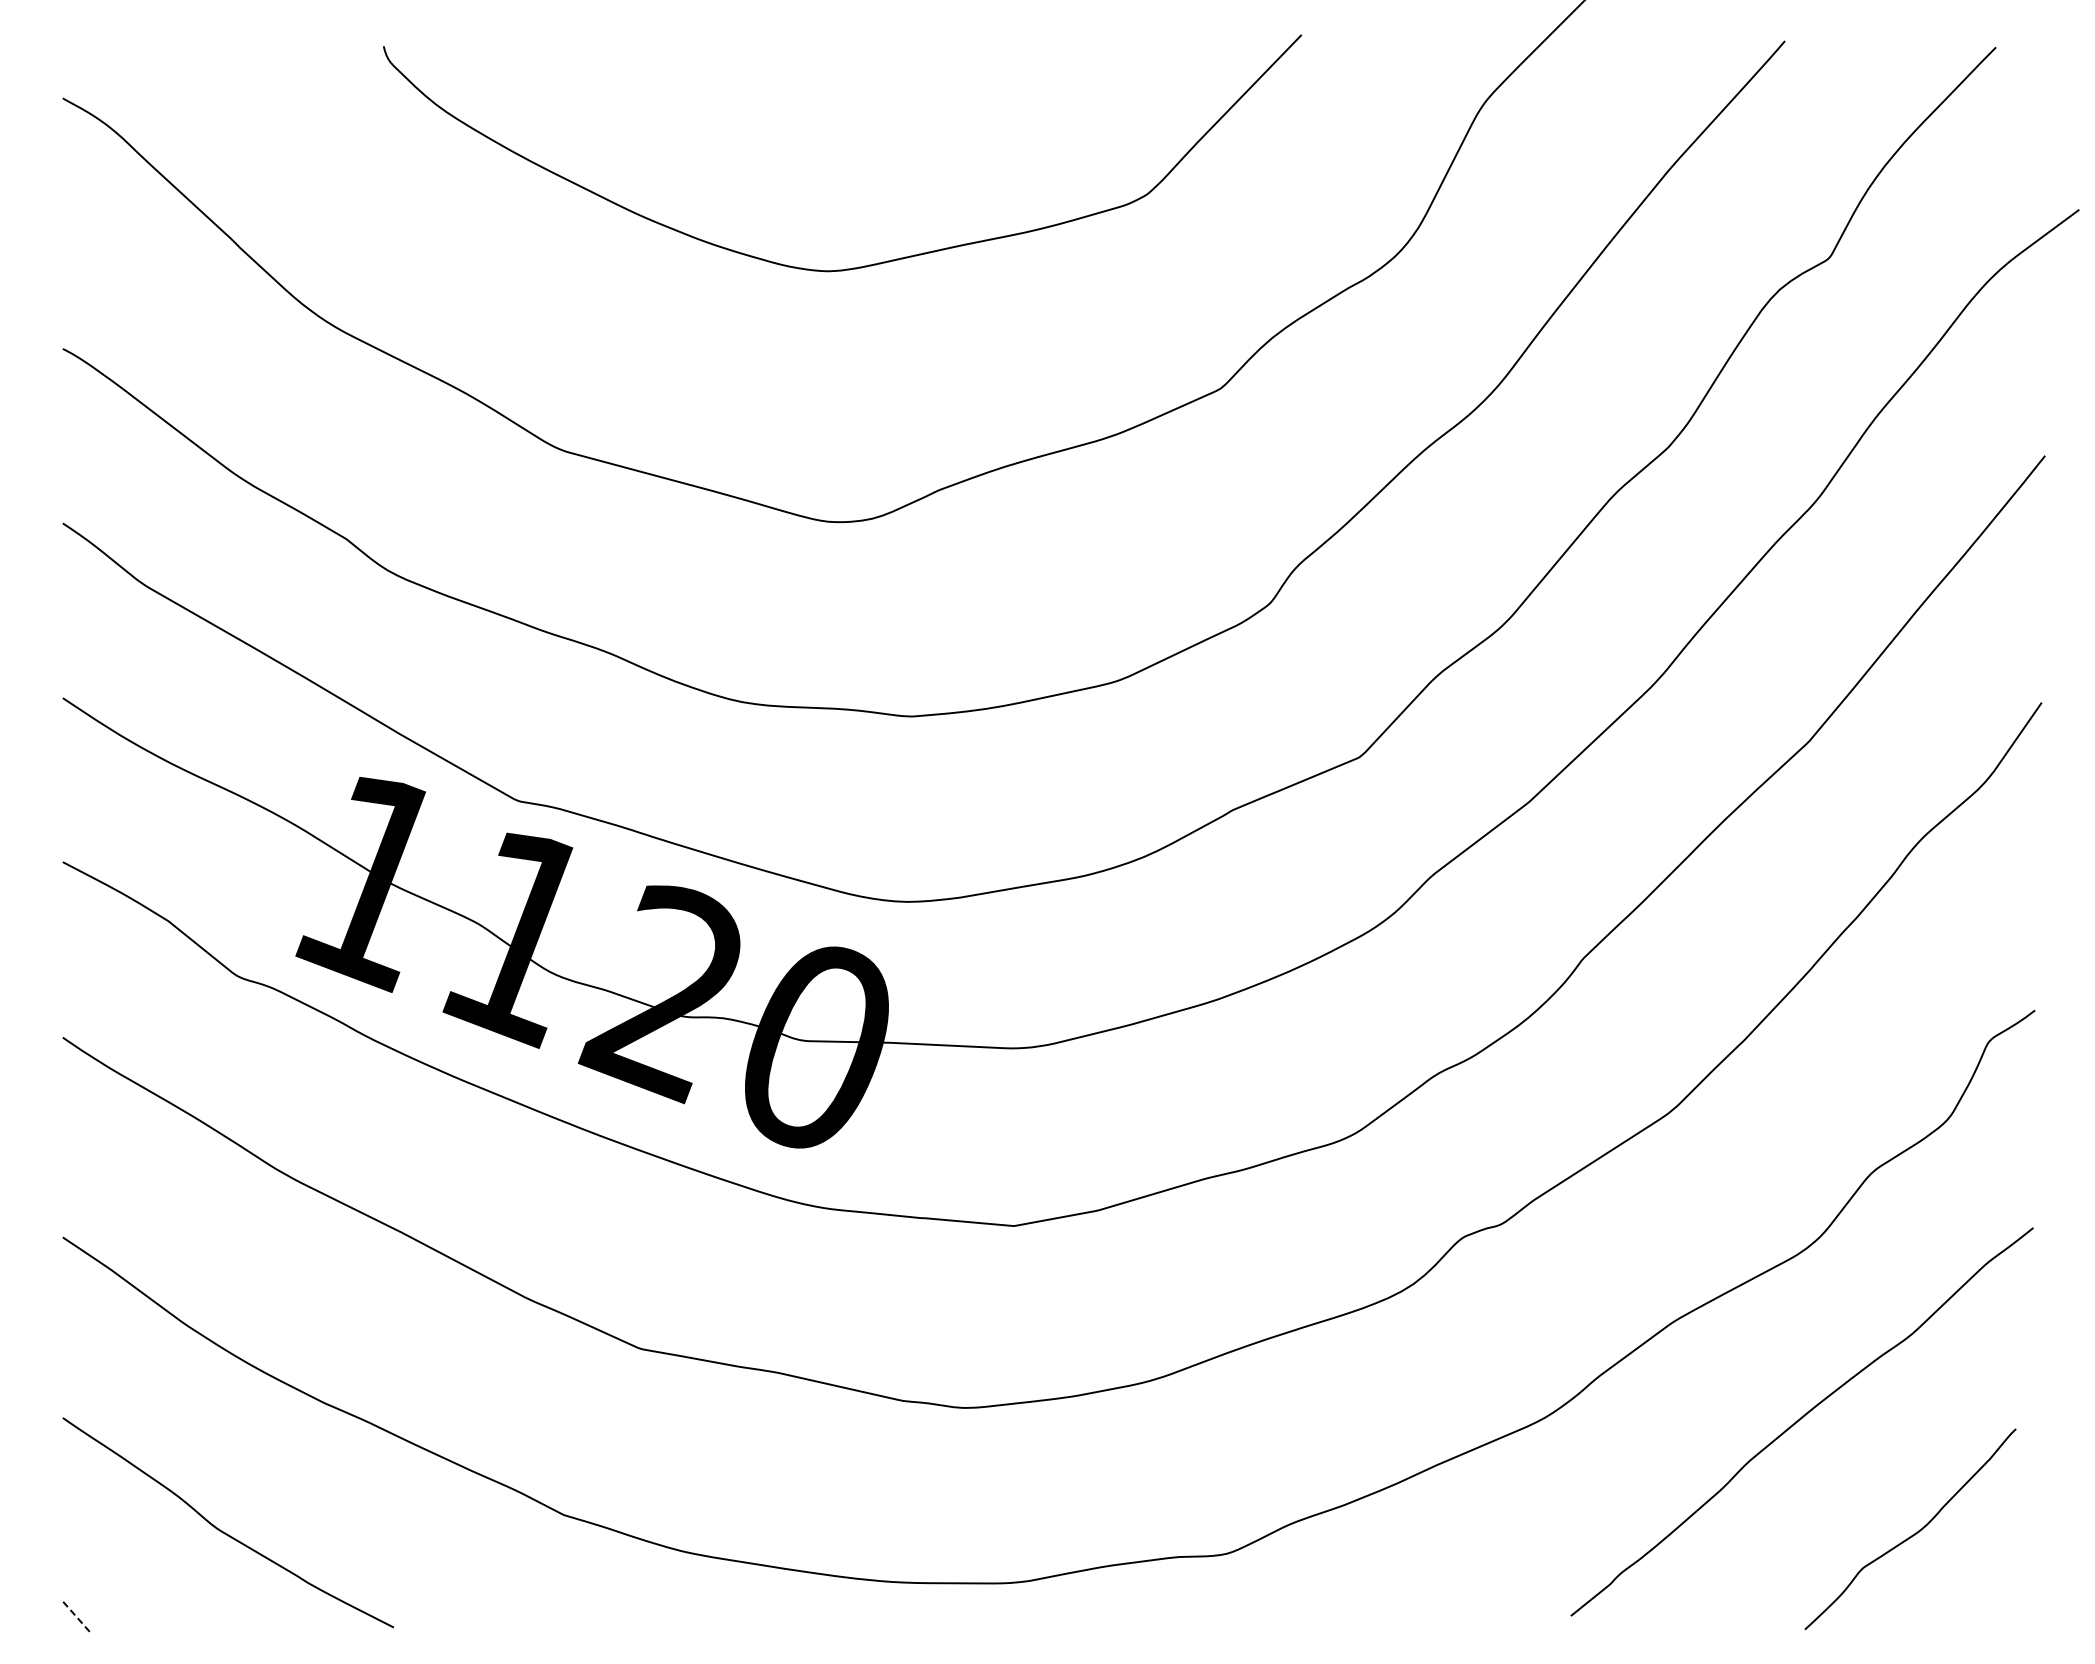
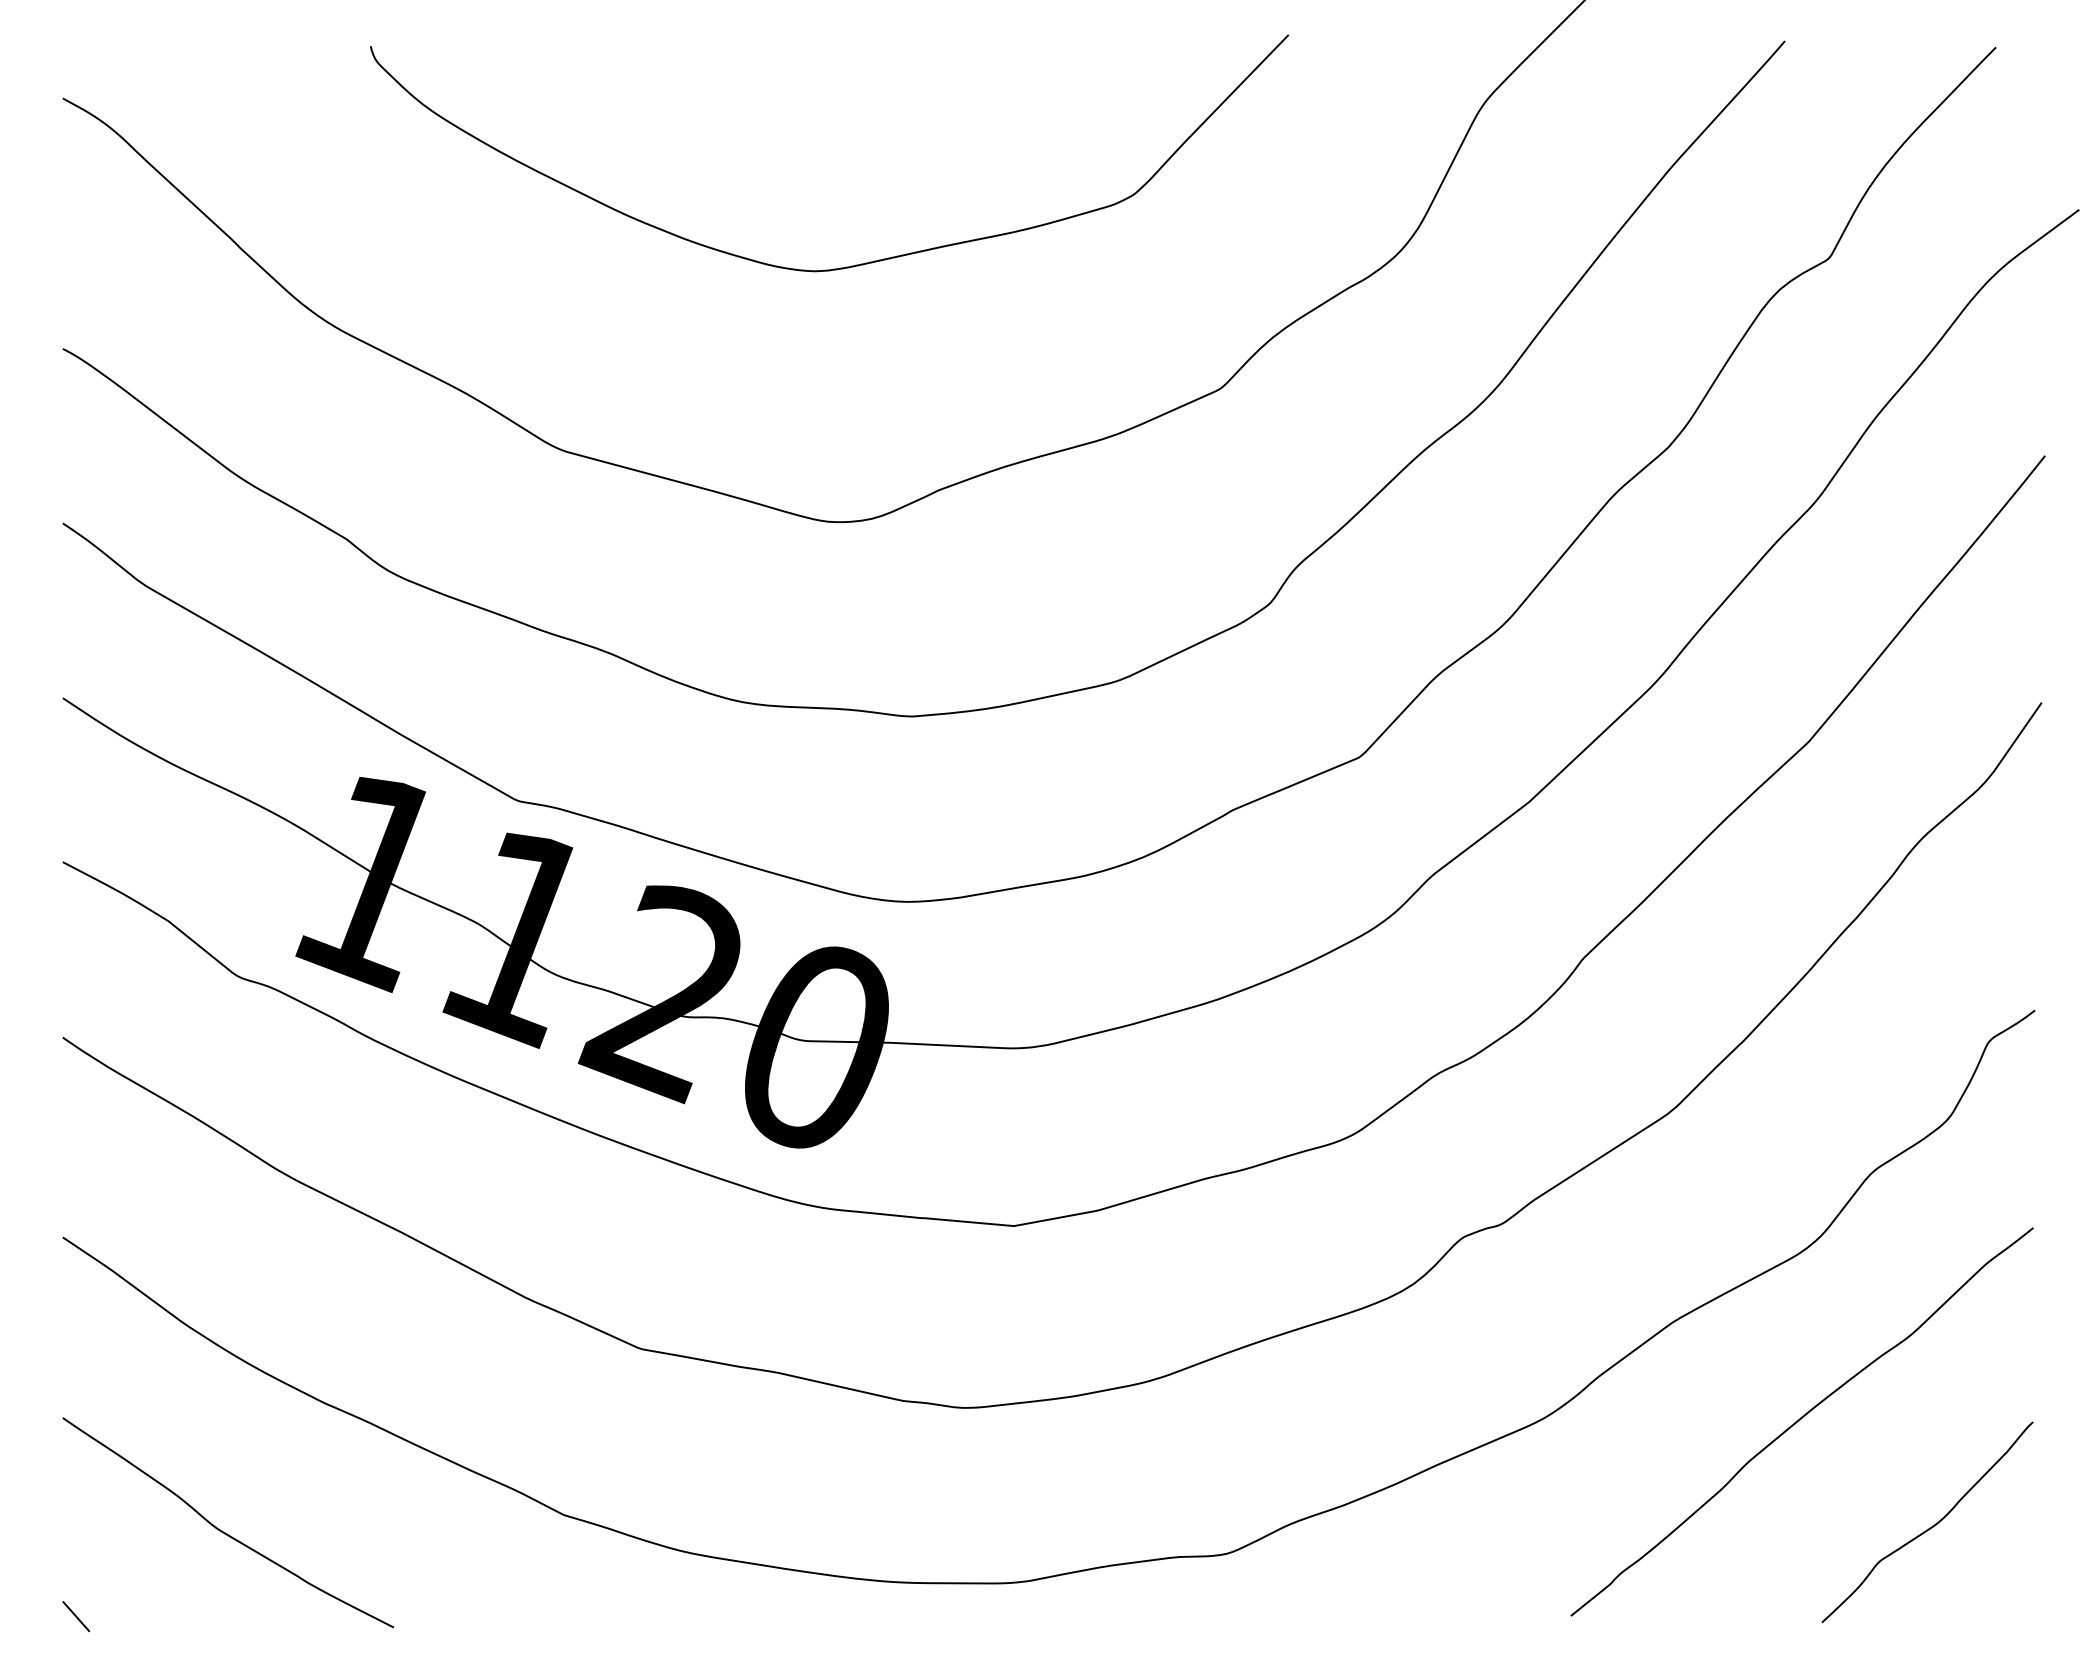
curve position: (864, 265) -> (851, 265) (851, 265)
curve position: (1912, 1534) -> (1929, 1527) (1929, 1527)
line: dashed -> solid (75, 1616)
